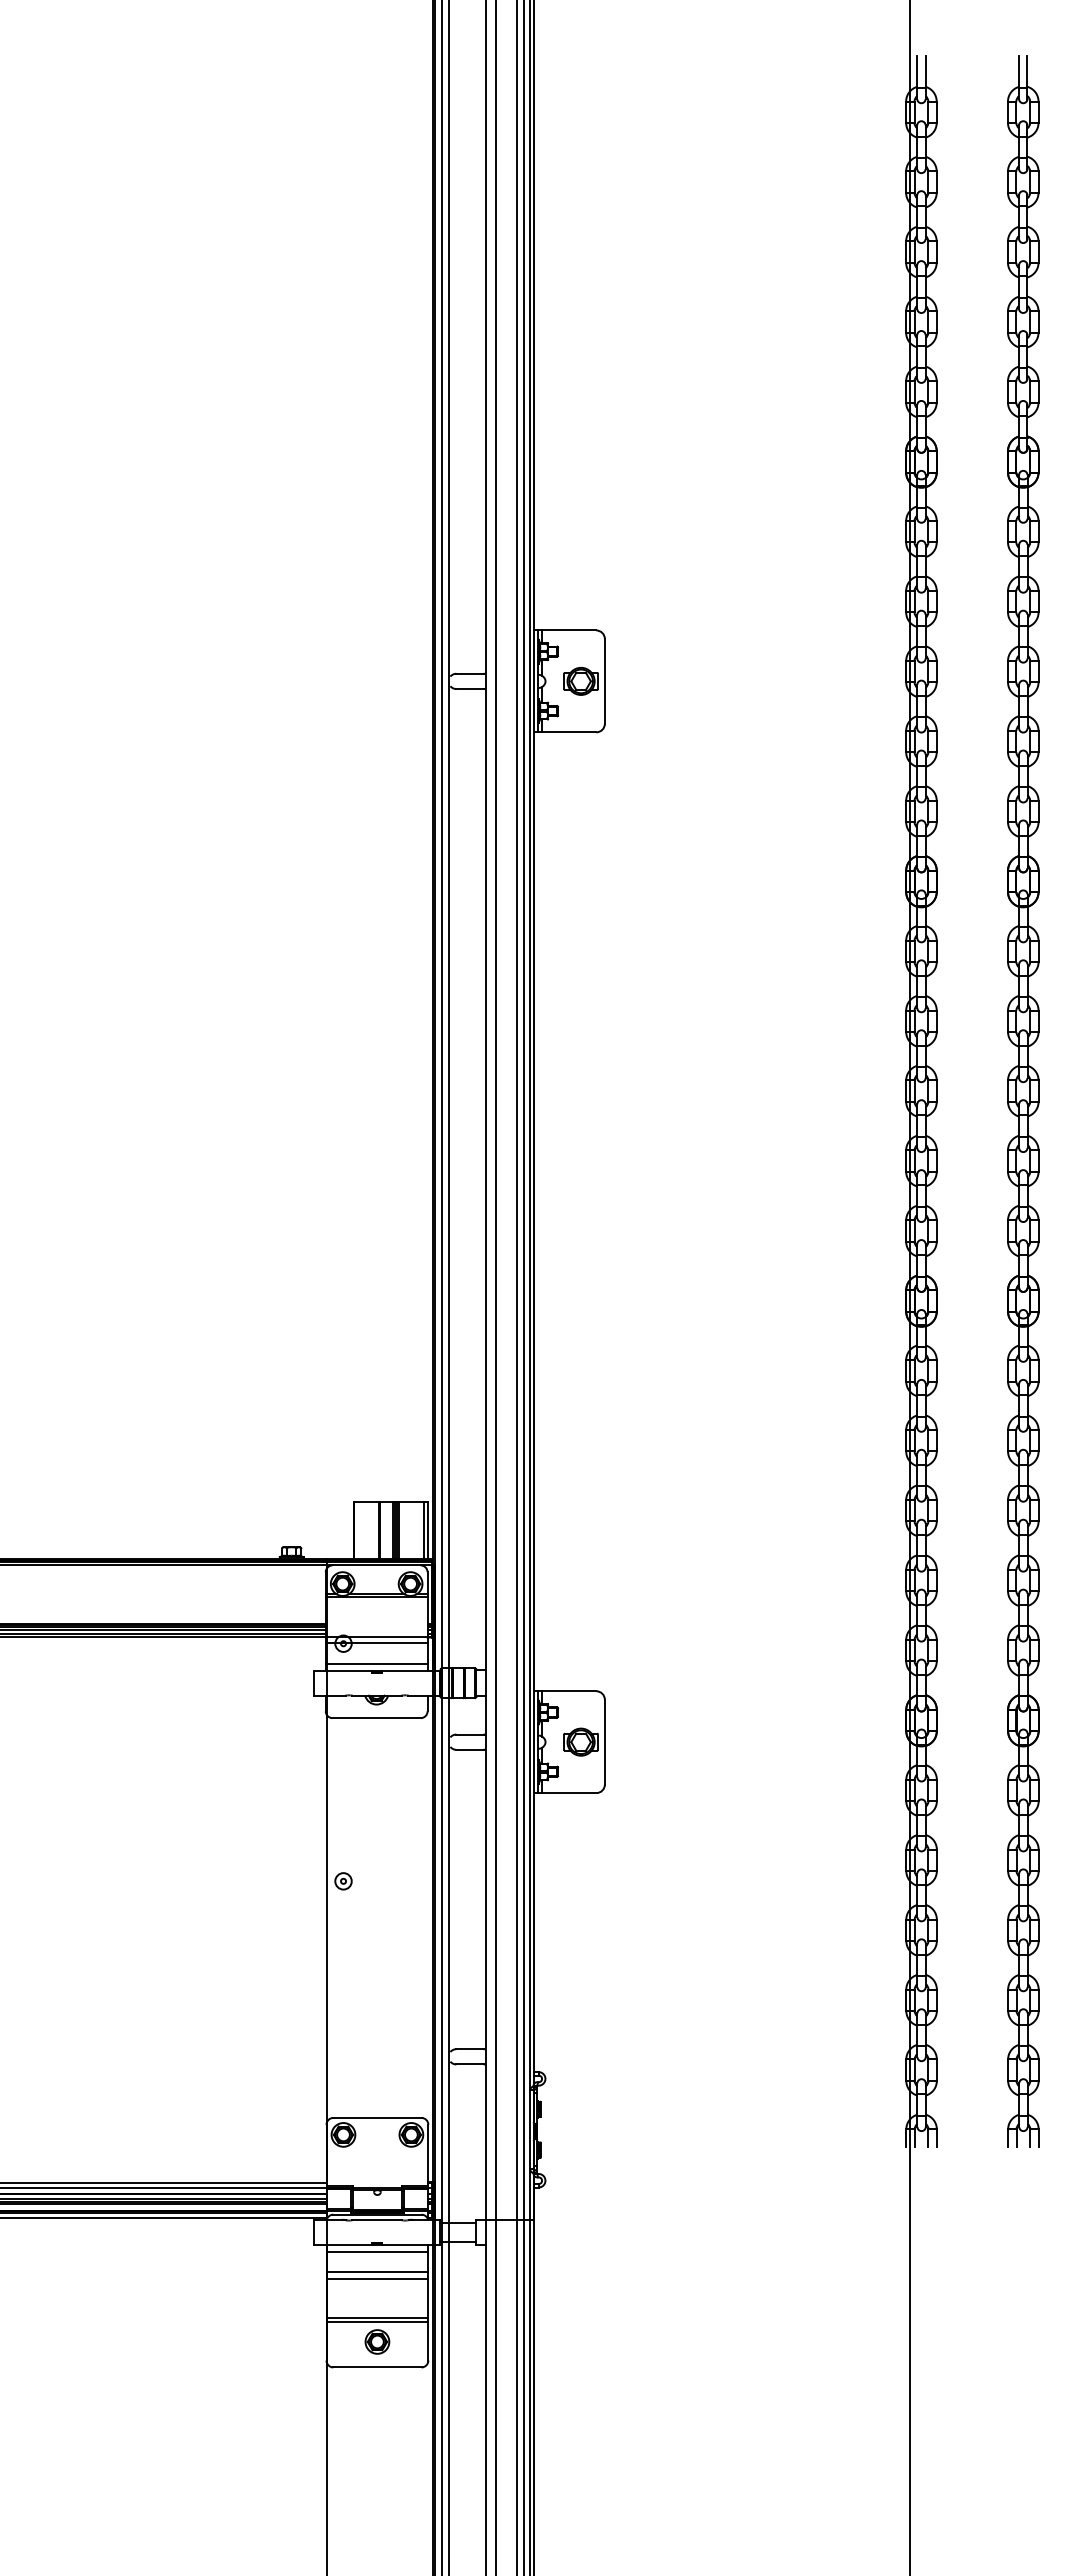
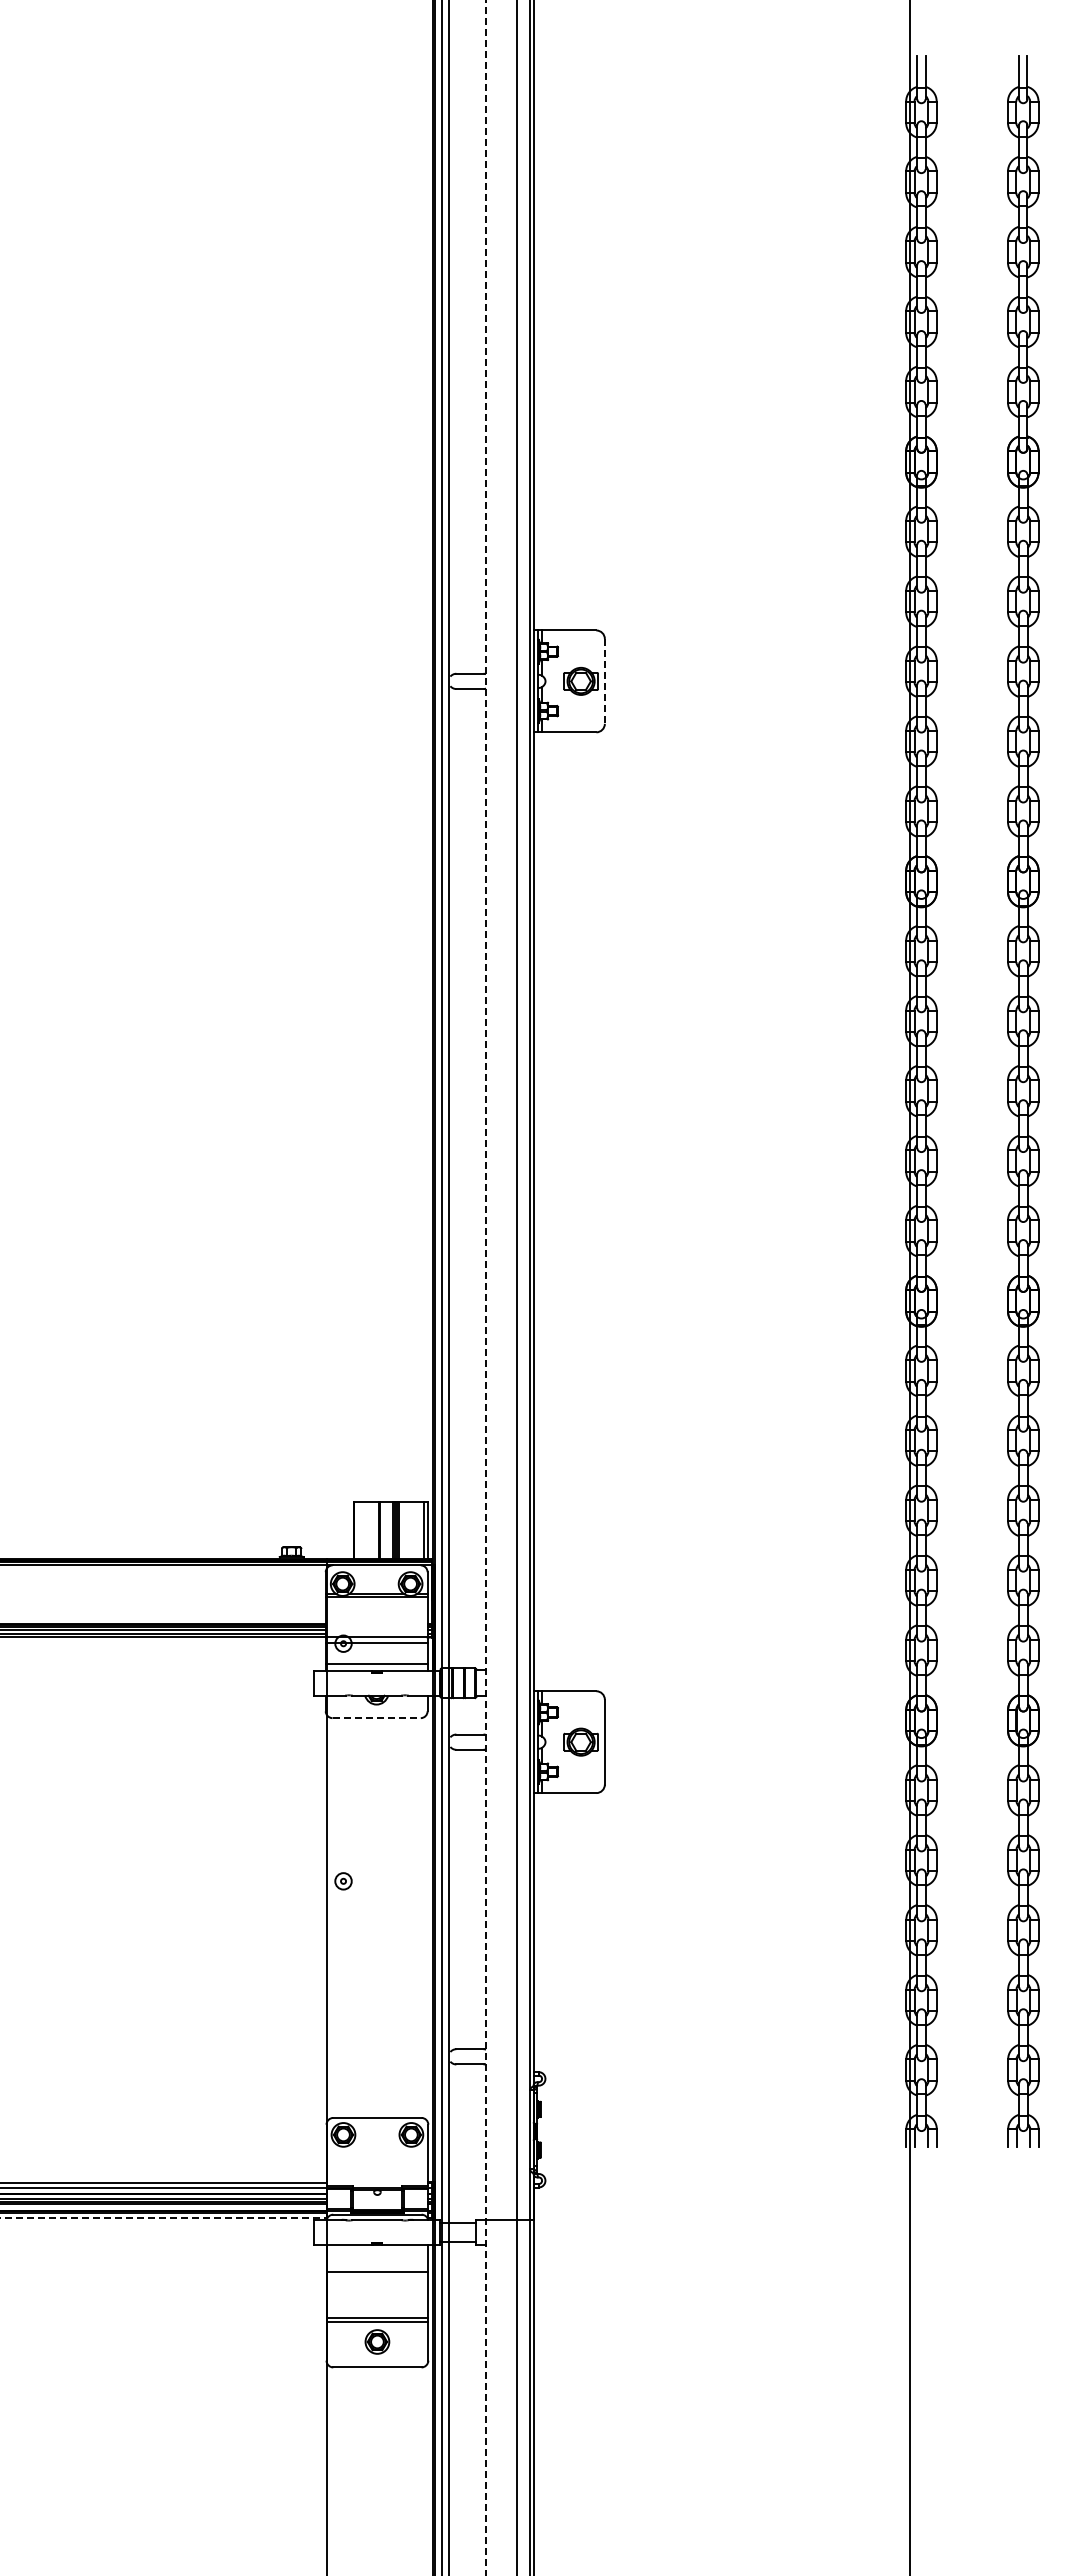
line: solid -> dashed (604, 681)
line: solid -> dashed (486, 1287)
line: present -> none (495, 1287)
line: present -> none (524, 1287)
line: solid -> dashed (377, 1718)
line: solid -> dashed (163, 2217)
line: present -> none (377, 2252)
line: present -> none (377, 2278)
